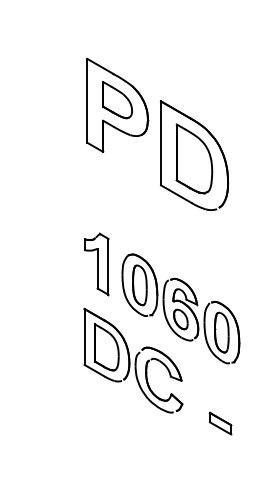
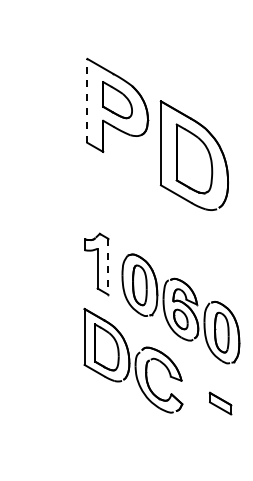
line: solid -> dashed (87, 100)
line: solid -> dashed (108, 266)
part position: (220, 423) -> (220, 403) (220, 403)
